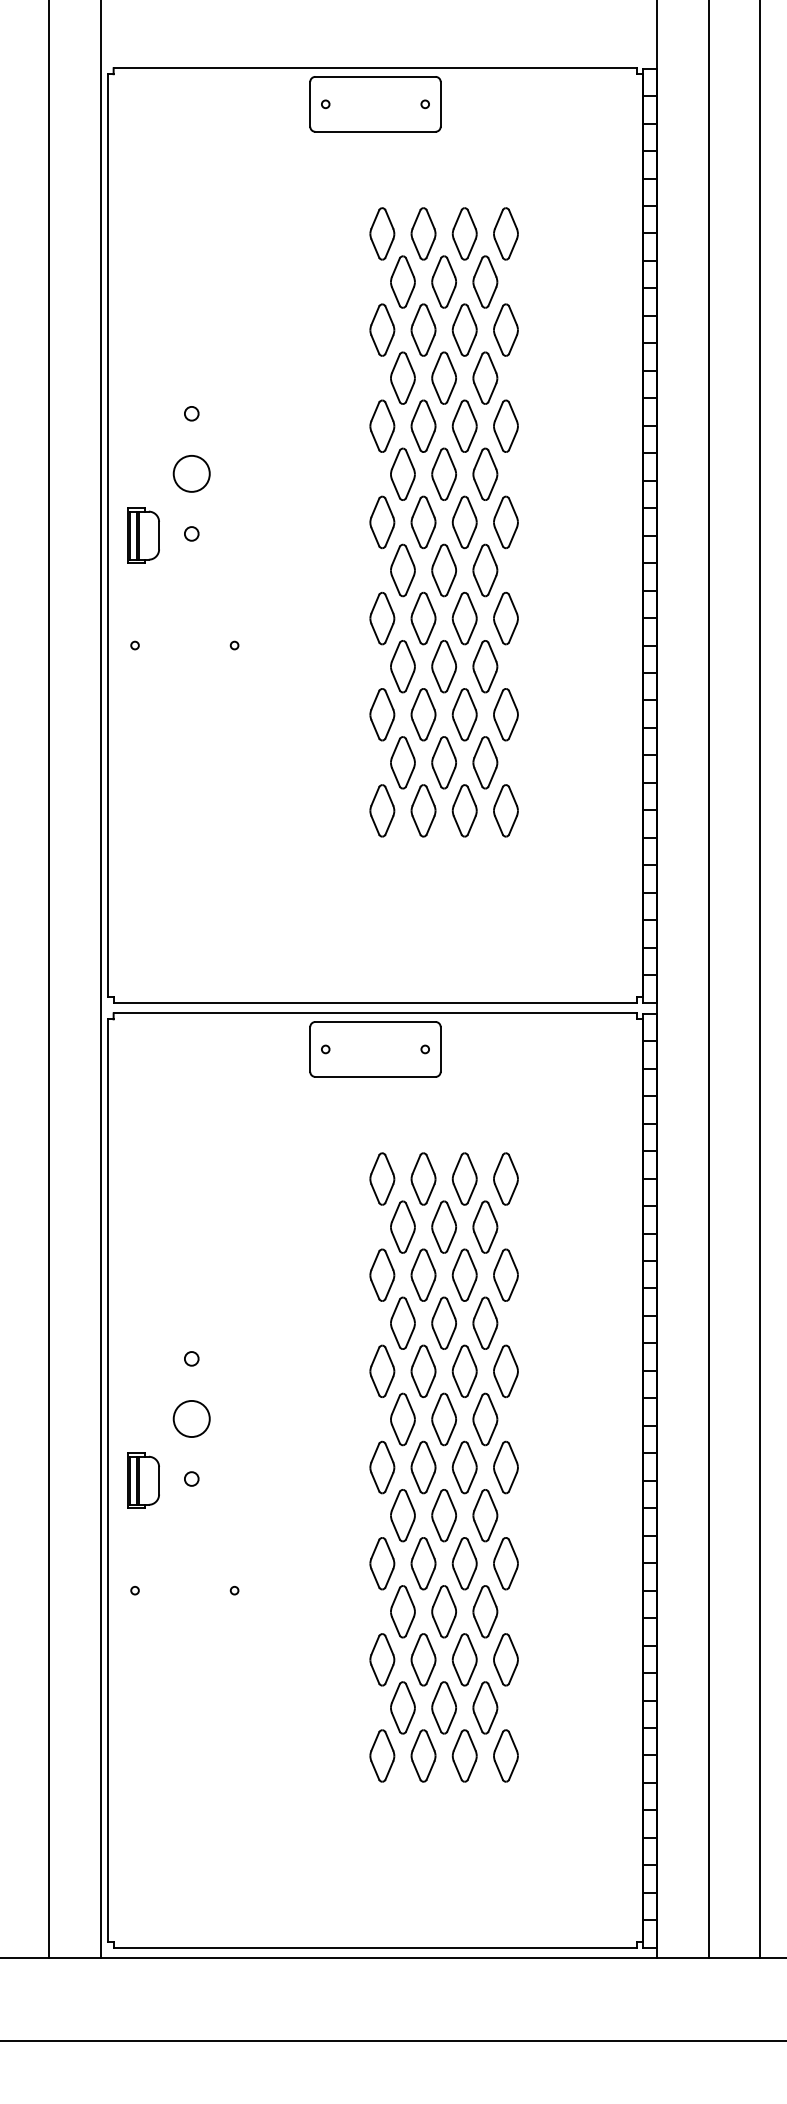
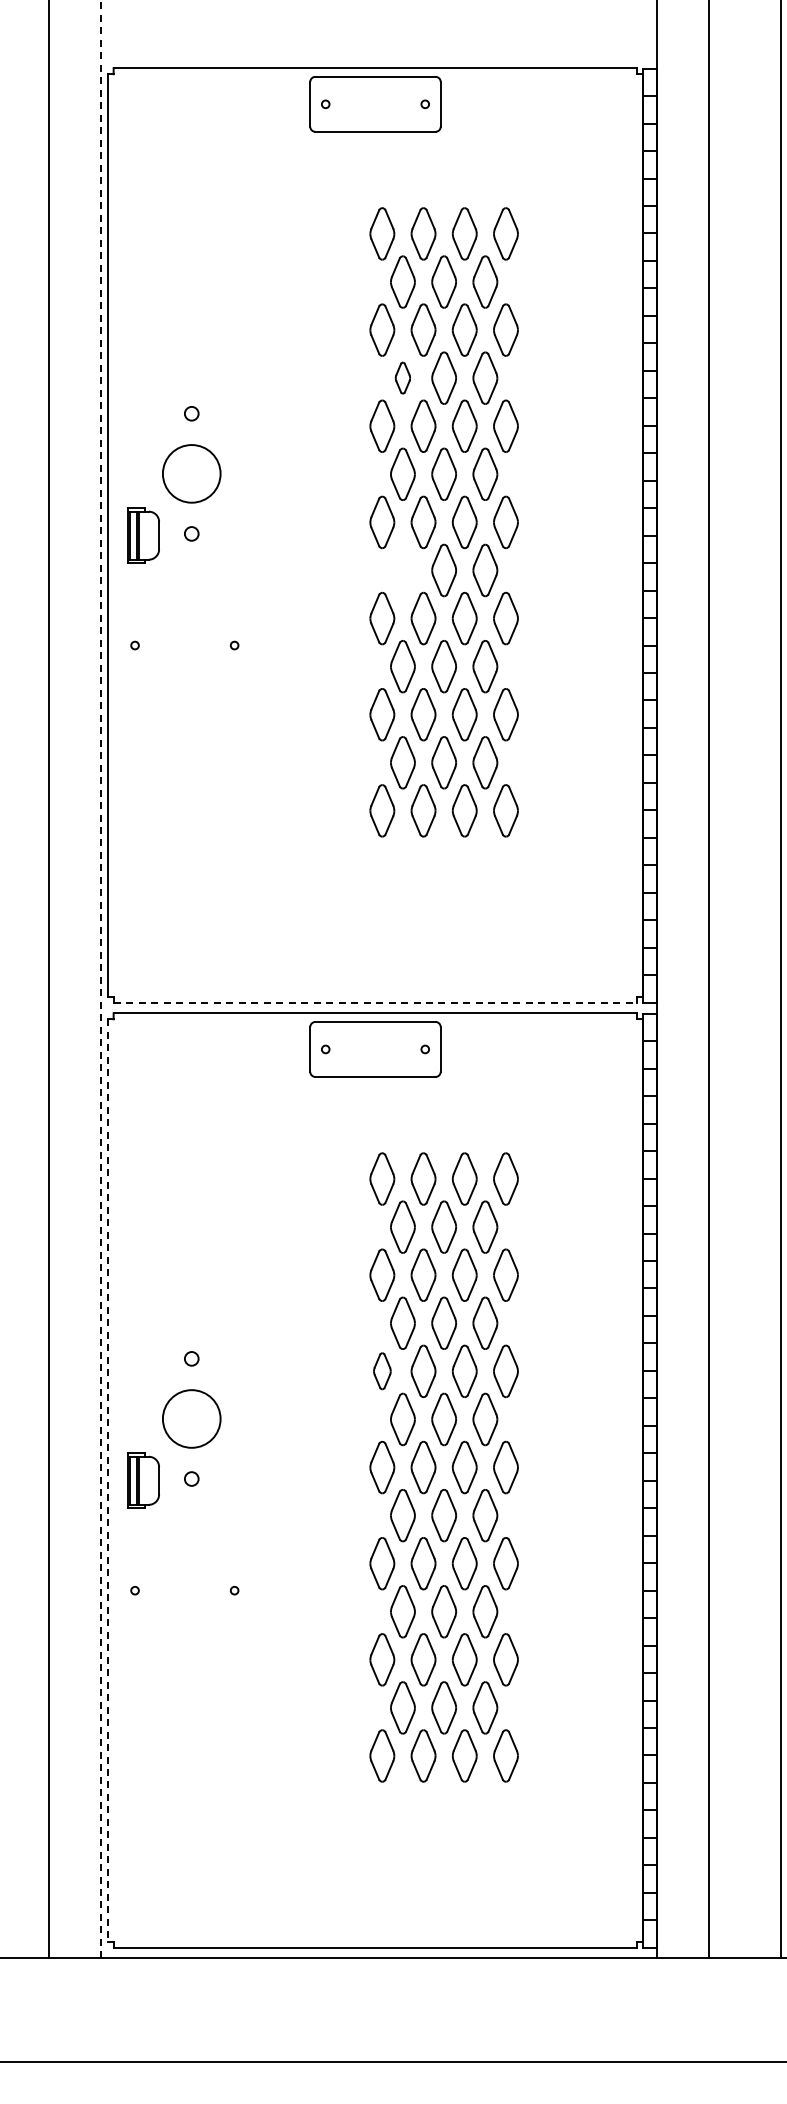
part size: 26x54 px -> 17x34 px (402, 377)
circle diameter: 36 px -> 58 px (191, 473)
part: present -> none (402, 570)
line: solid -> dashed (100, 979)
line position: (760, 980) -> (781, 980) (781, 980)
line: solid -> dashed (375, 1003)
part size: 27x54 px -> 19x39 px (382, 1371)
circle diameter: 36 px -> 58 px (191, 1418)
line: solid -> dashed (107, 1481)
line position: (392, 2040) -> (392, 2061) (392, 2061)
